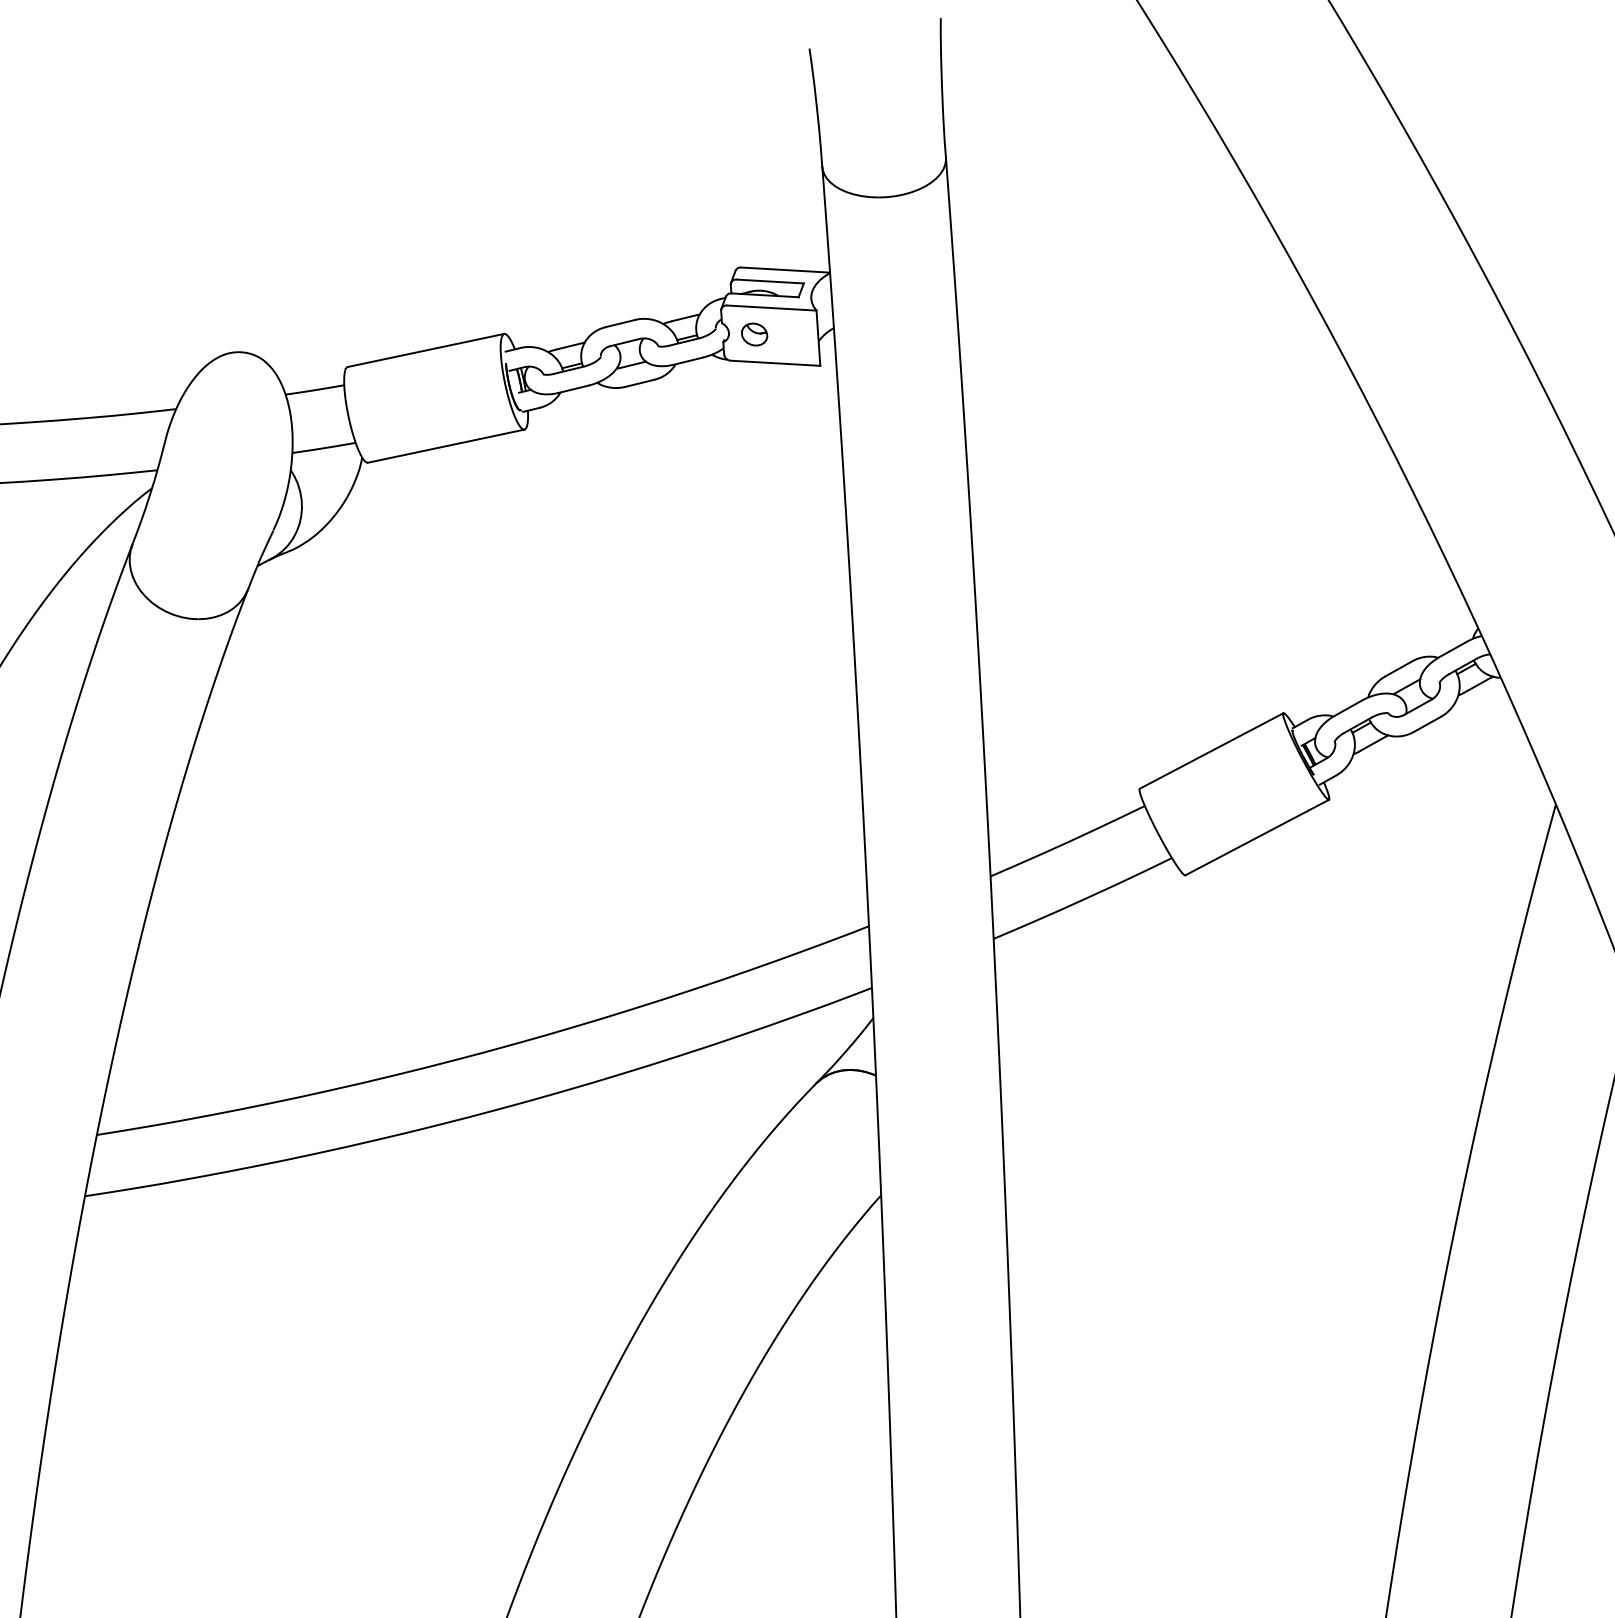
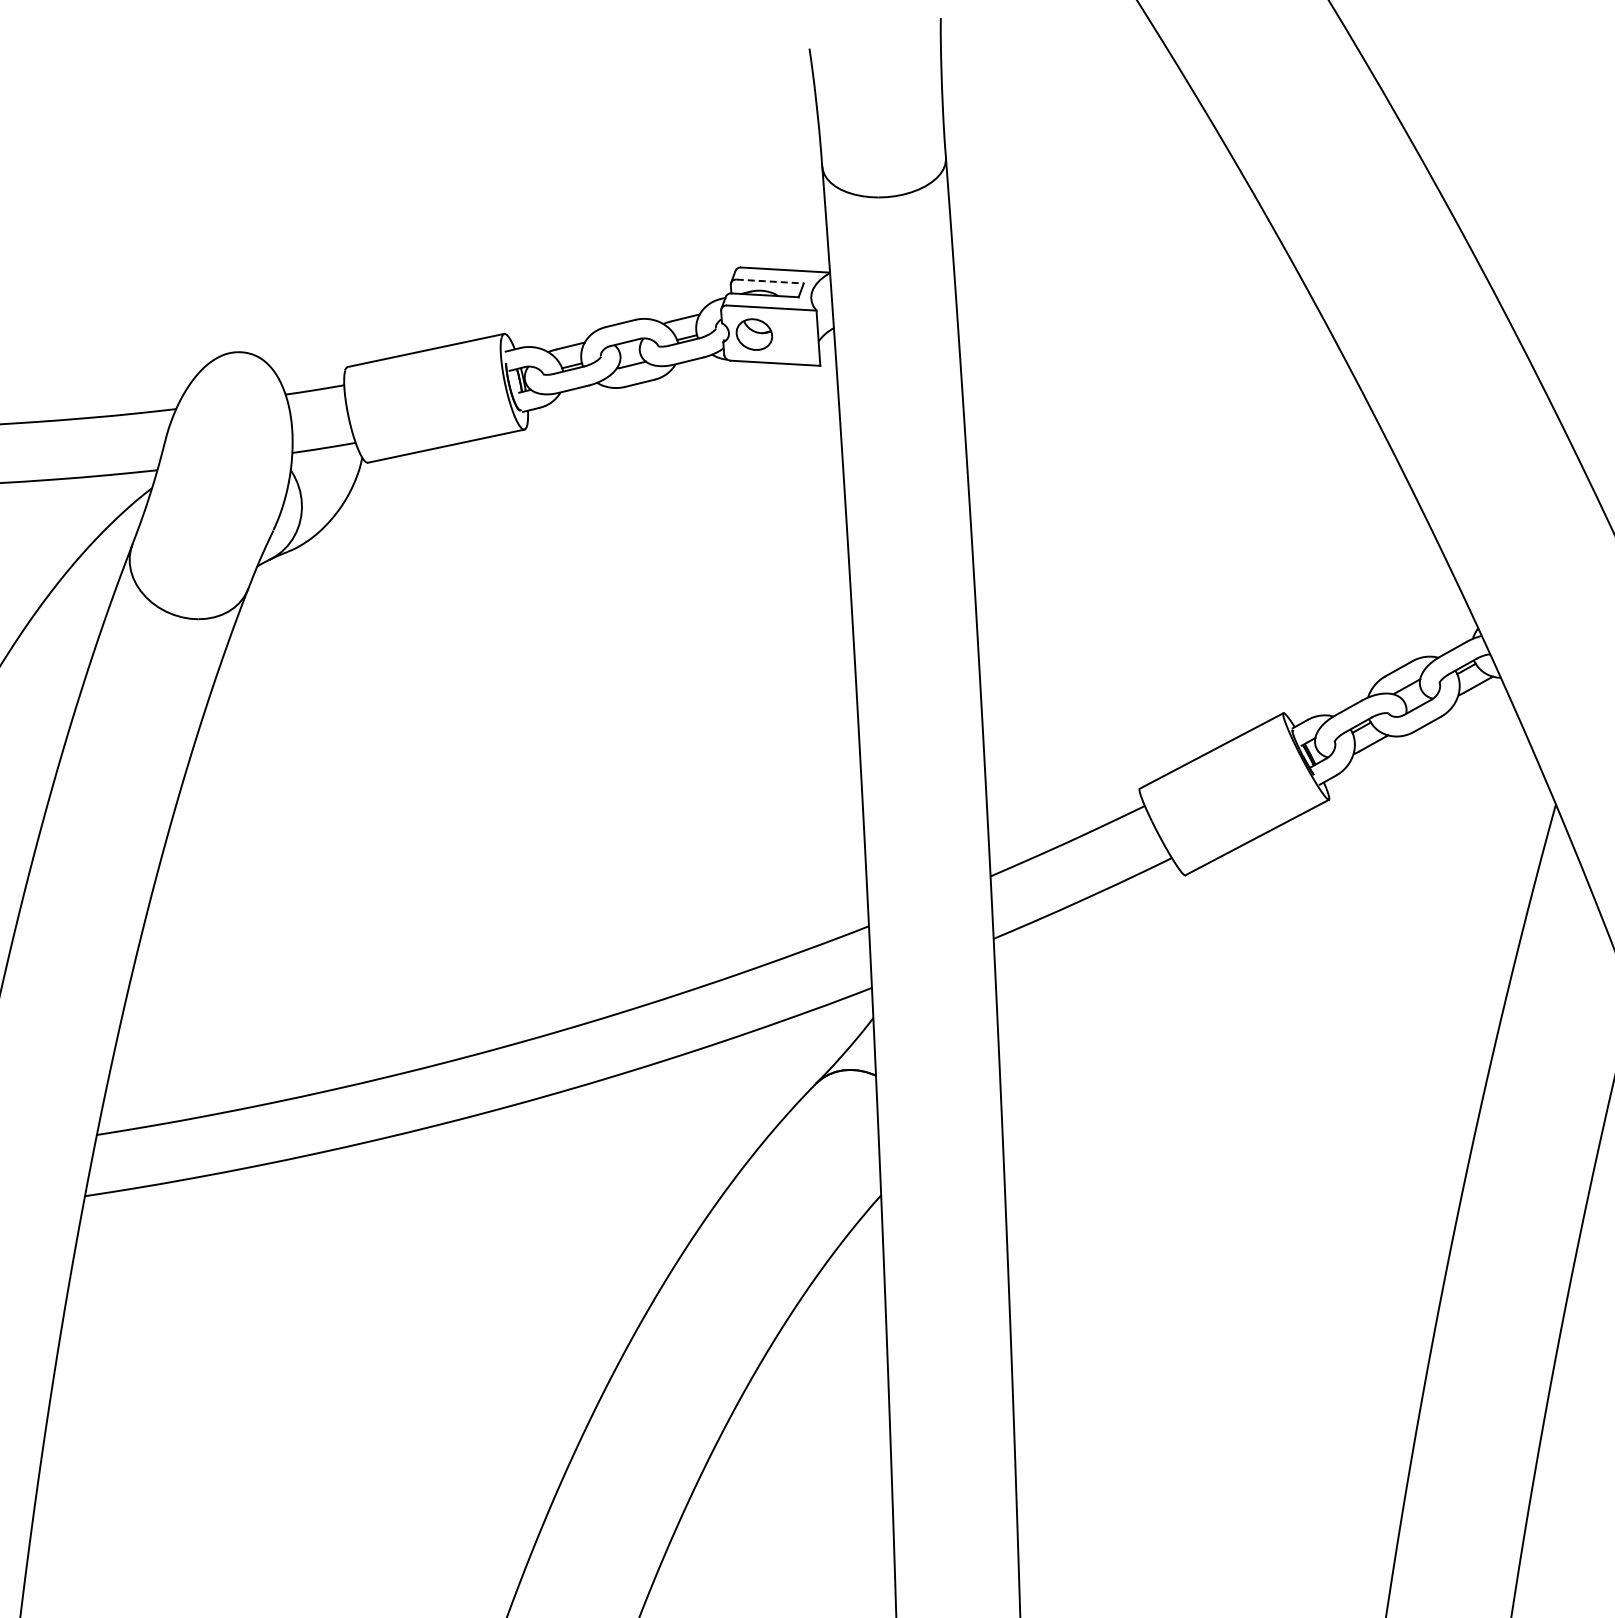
line: solid -> dashed (770, 281)
part size: 28x25 px -> 39x33 px (754, 334)
